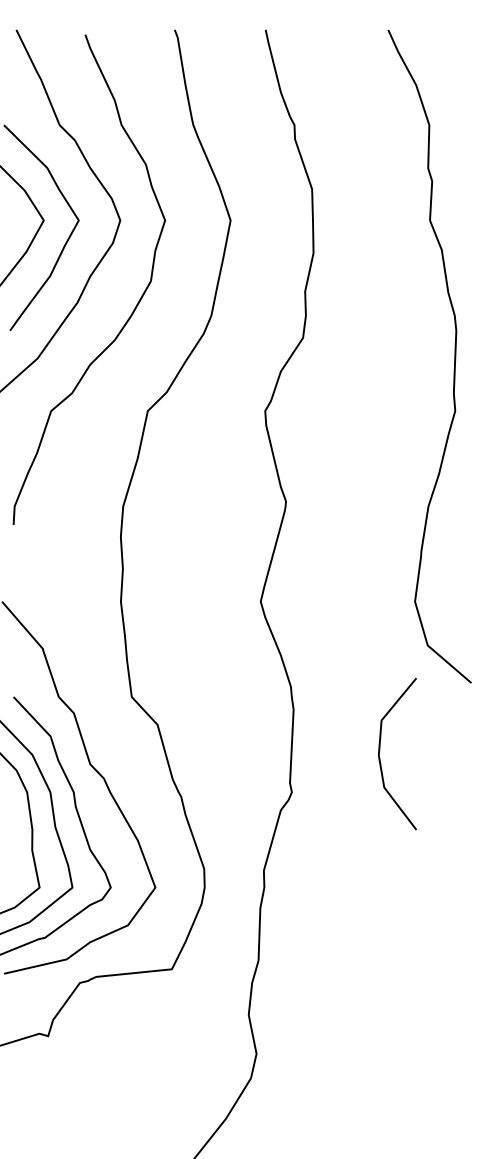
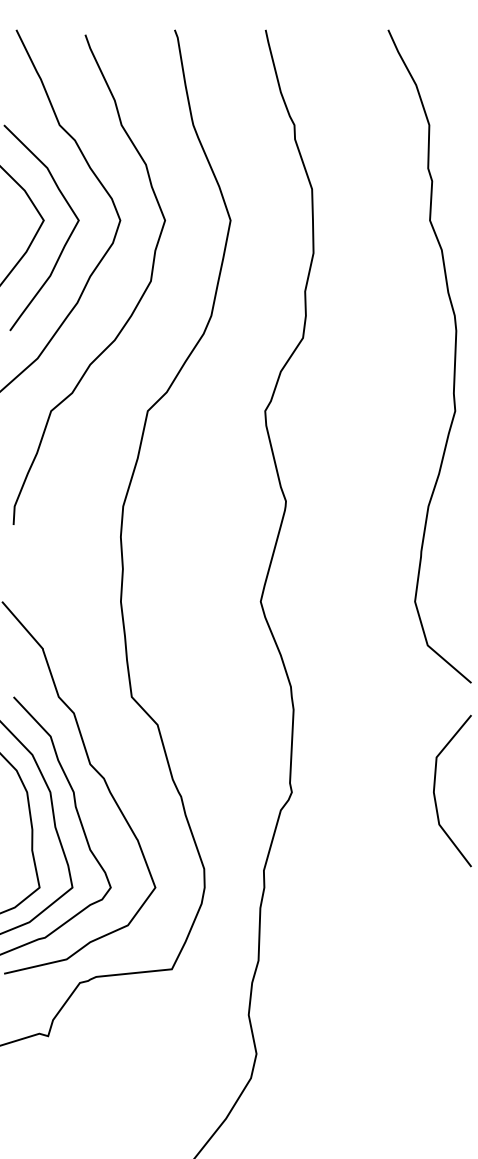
line position: (380, 750) -> (435, 787) (435, 787)
